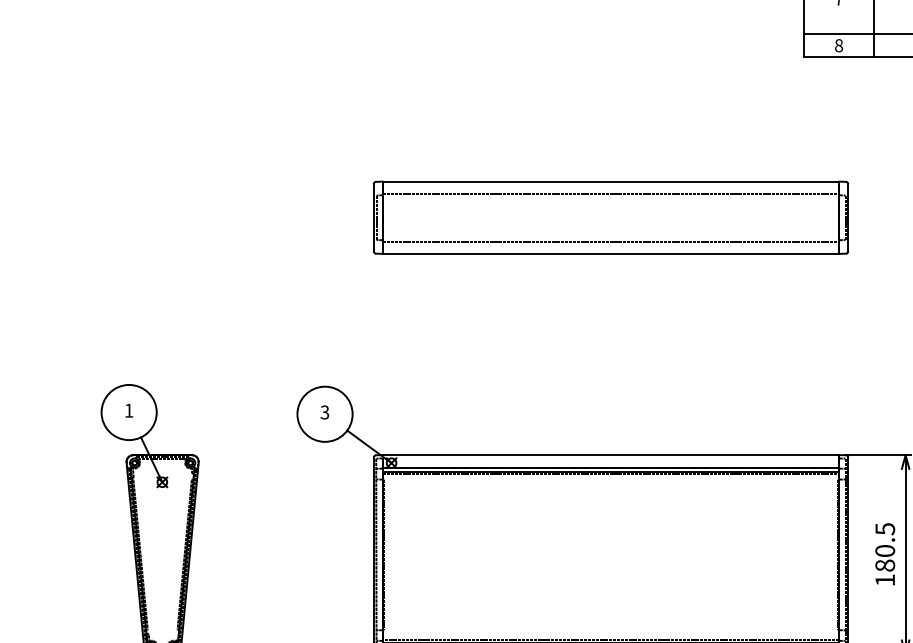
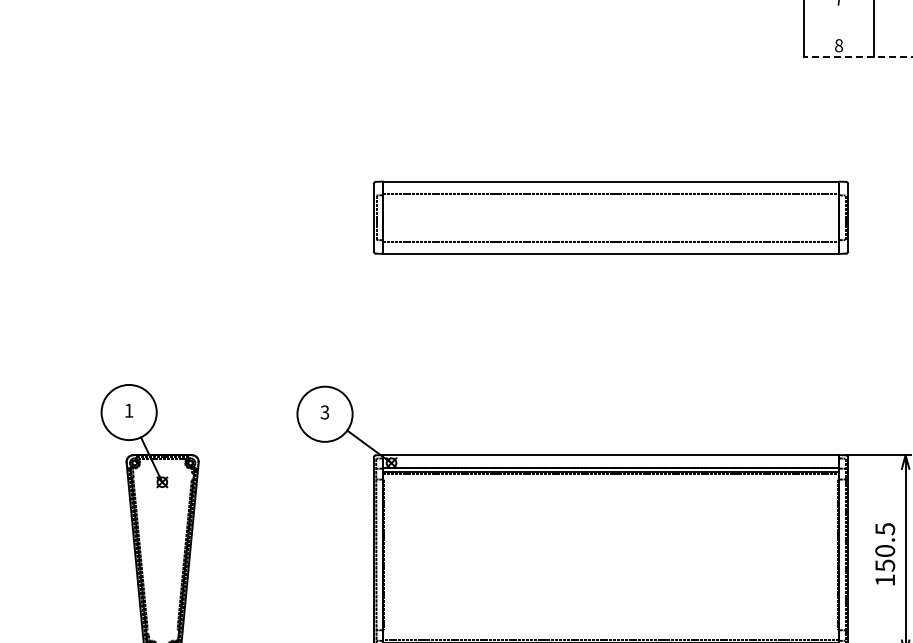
line: present -> none (856, 33)
line: solid -> dashed (858, 57)
text: 180.5 -> 150.5 (885, 565)
